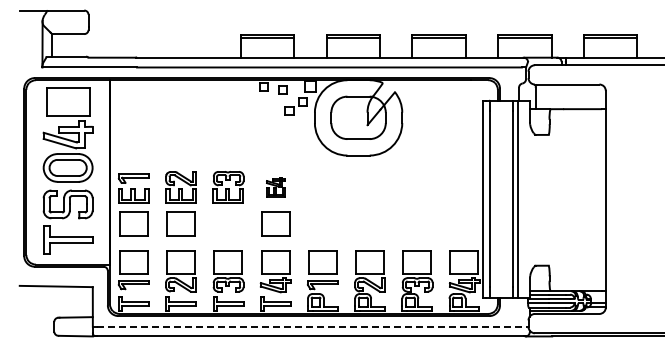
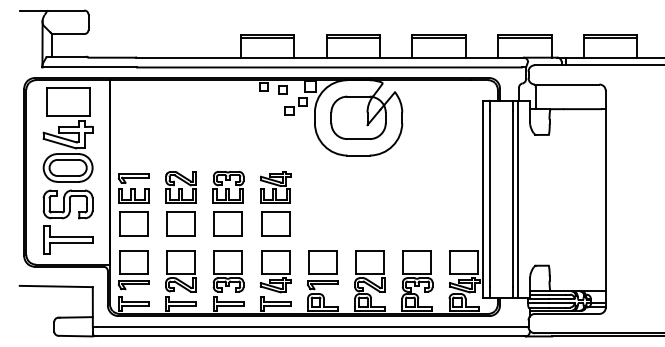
part size: 20x21 px -> 32x33 px (275, 187)
part: none -> present (227, 223)
line: dashed -> solid (312, 326)
